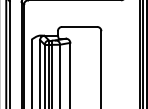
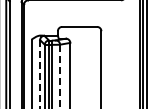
line: solid -> dashed (40, 75)
line: solid -> dashed (60, 76)
